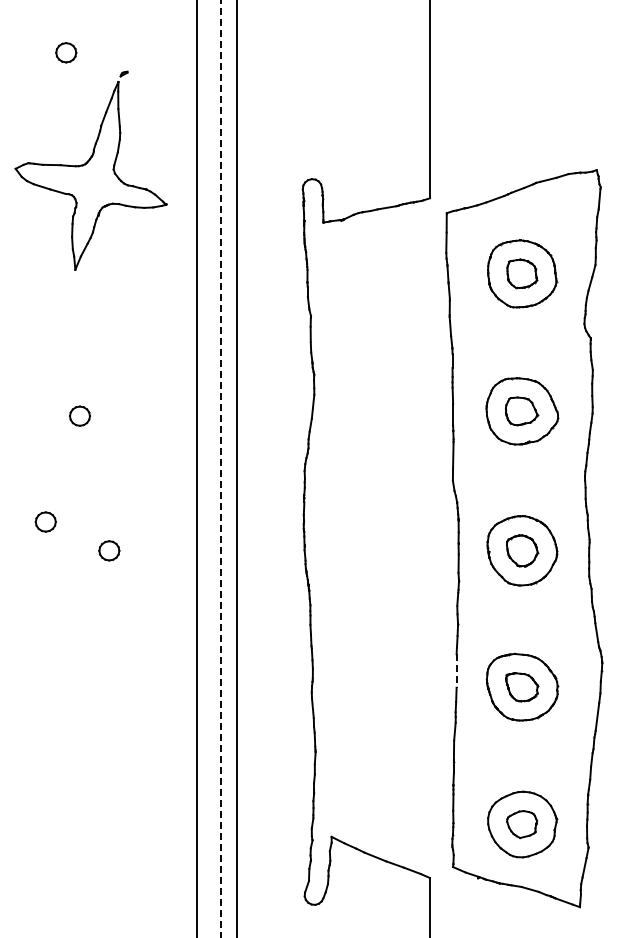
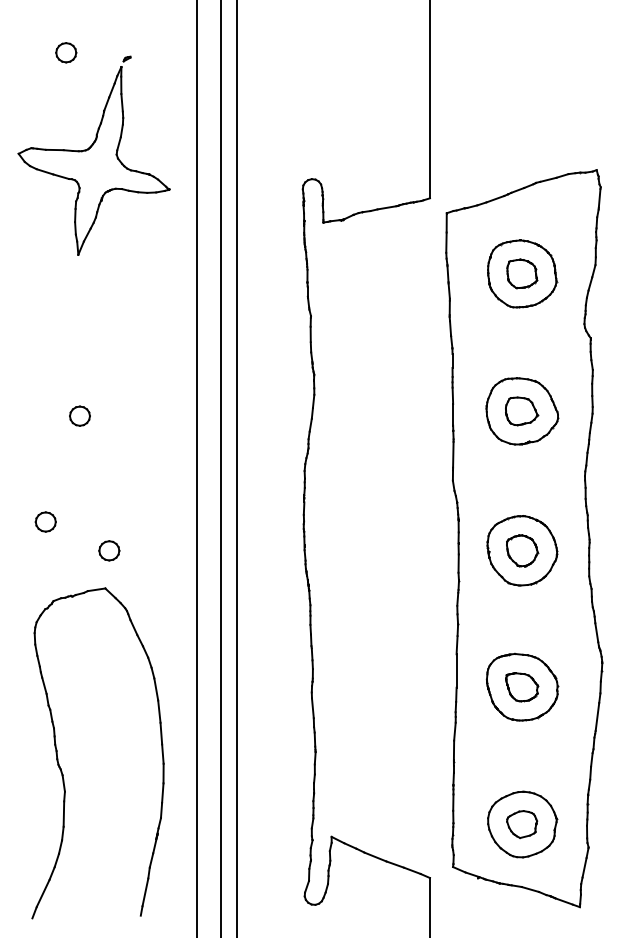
part position: (90, 170) -> (93, 155) (93, 155)
line: dashed -> solid (220, 469)
line: dashed -> solid (456, 671)
part: none -> present (61, 768)
